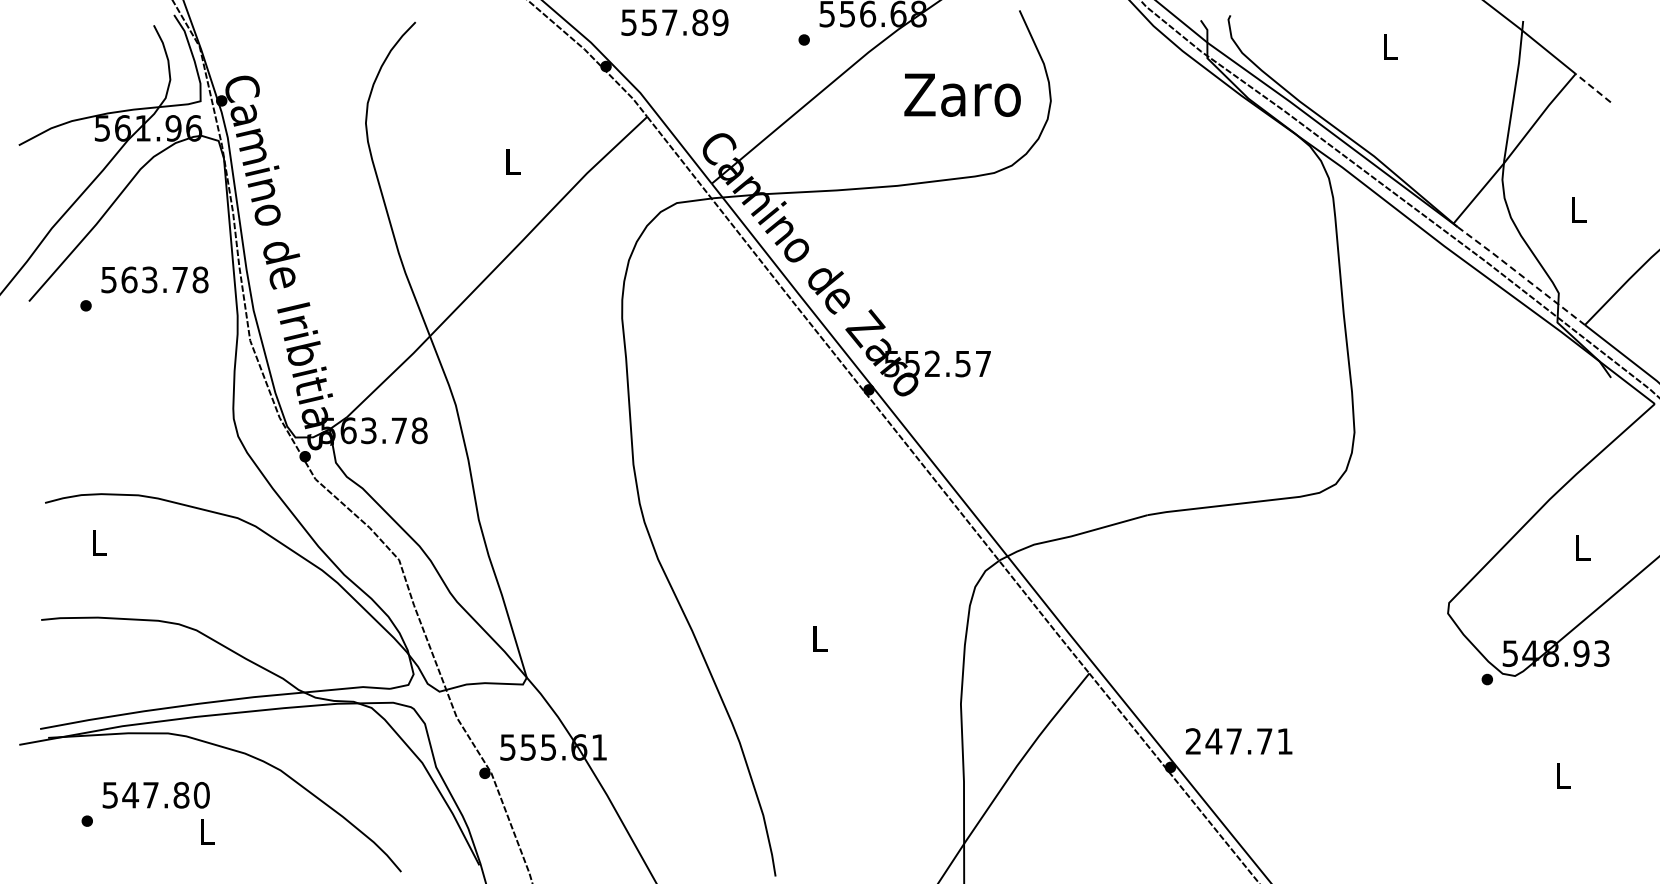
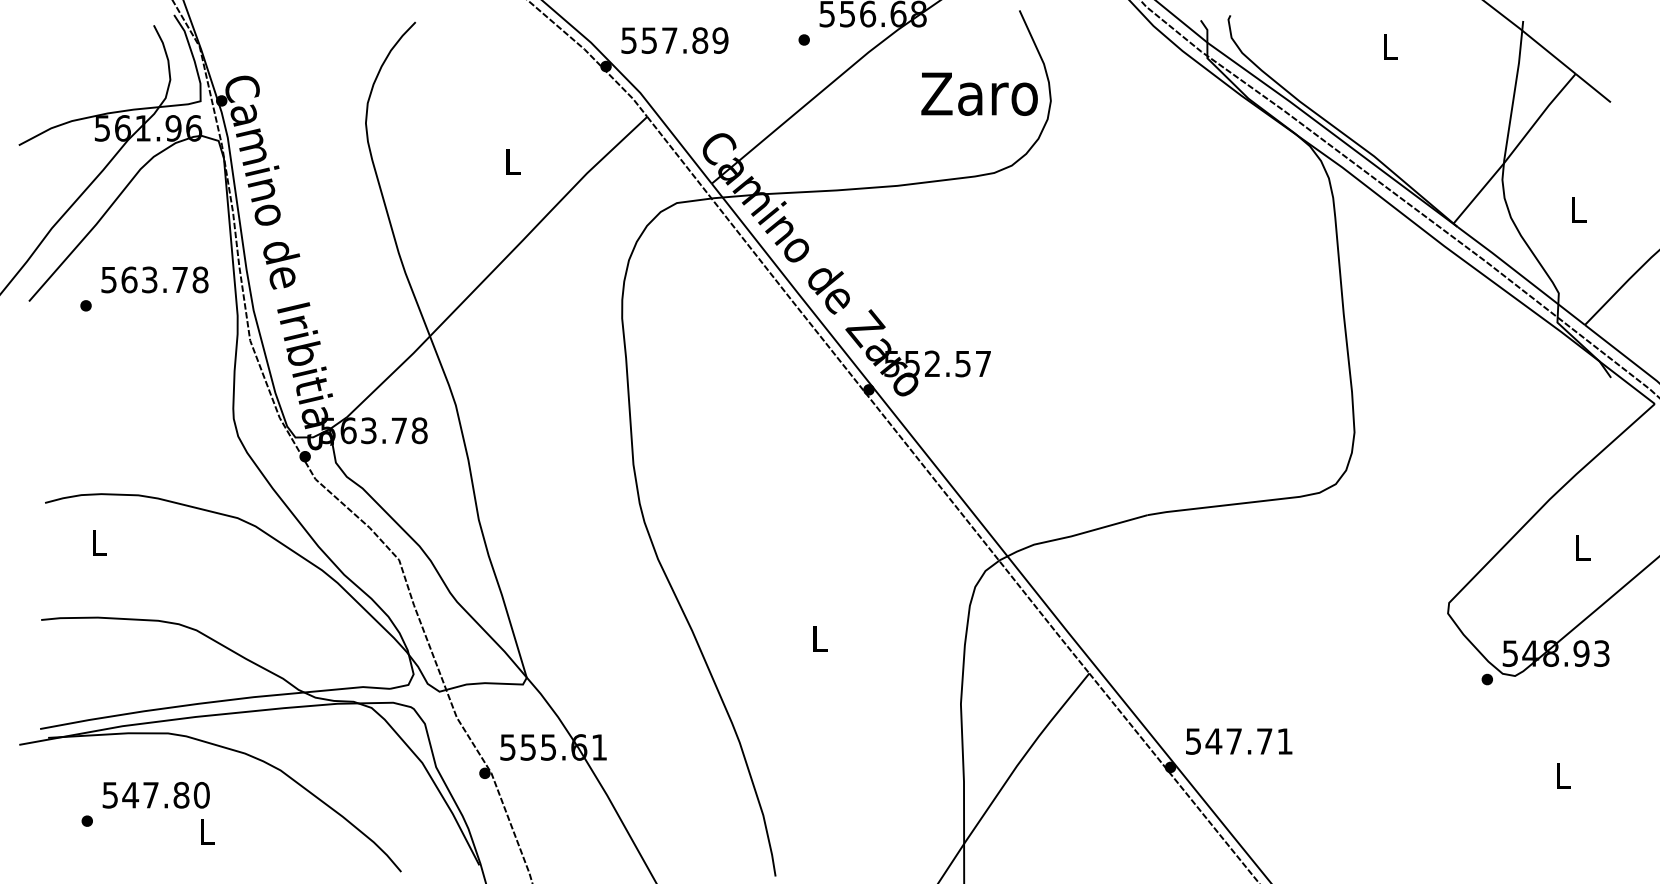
text position: (674, 22) -> (674, 40) (674, 40)
line: dashed -> solid (1593, 88)
text position: (962, 94) -> (979, 93) (979, 93)
line: dashed -> solid (1521, 275)
text: 247.71 -> 547.71 (1192, 741)
